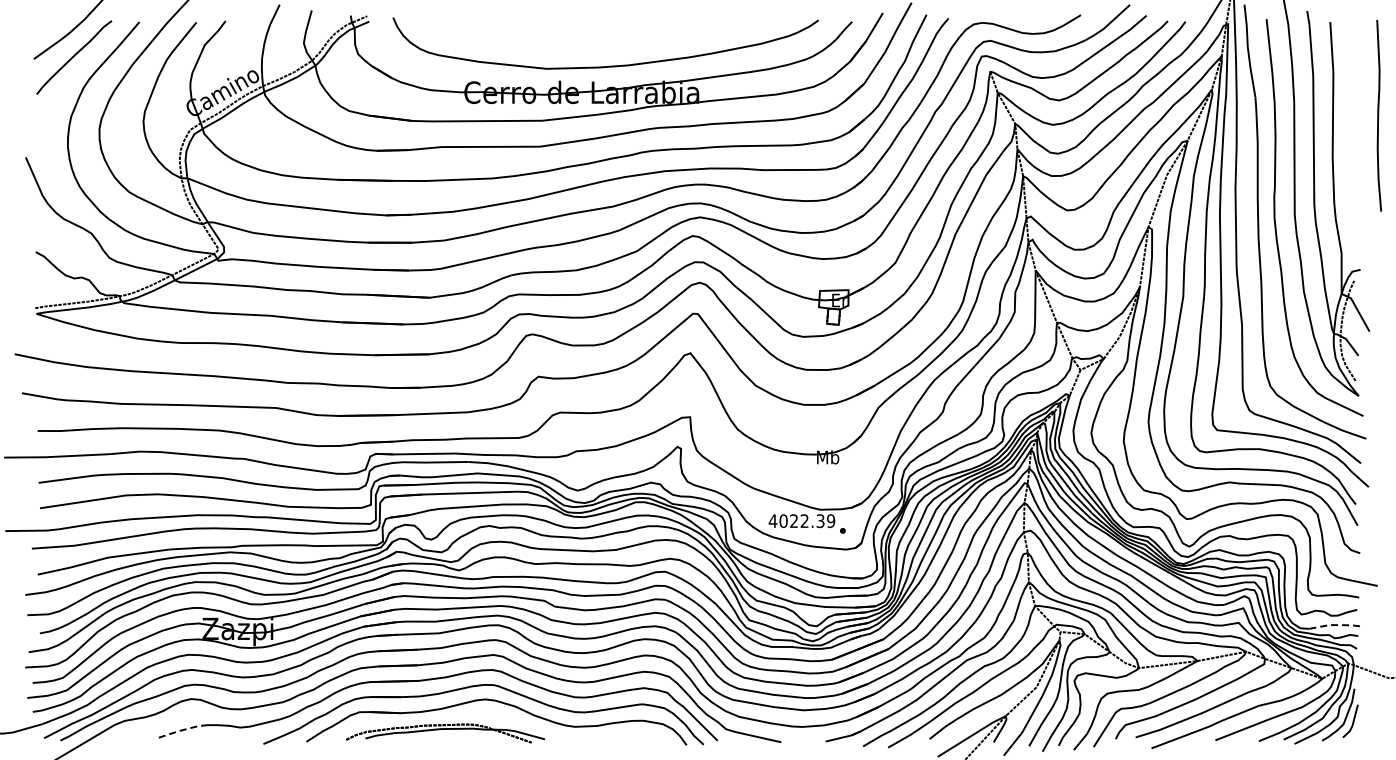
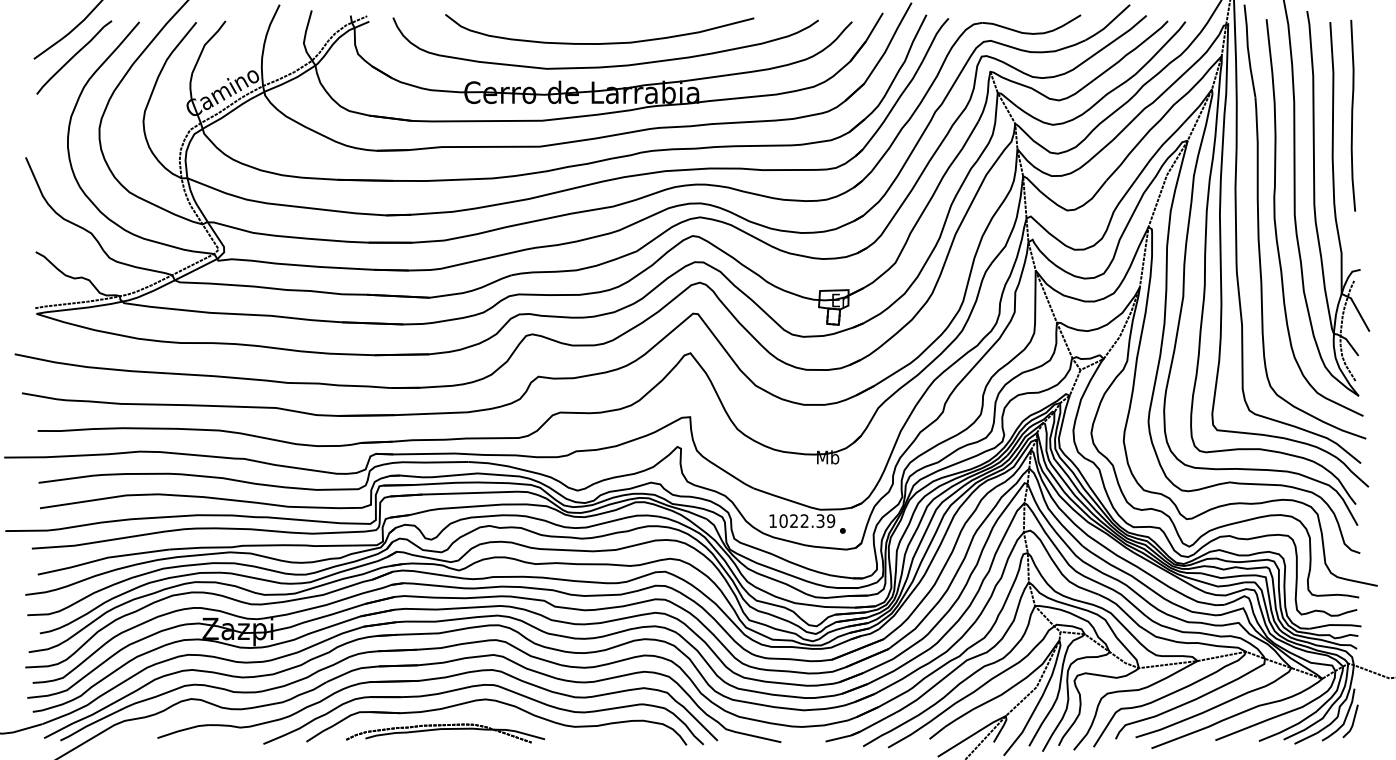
curve: none -> present (603, 42)
curve position: (1378, 115) -> (1352, 115) (1352, 115)
text: 4022.39 -> 1022.39 (772, 520)
line: dashed -> solid (1335, 625)
line: dashed -> solid (182, 730)
